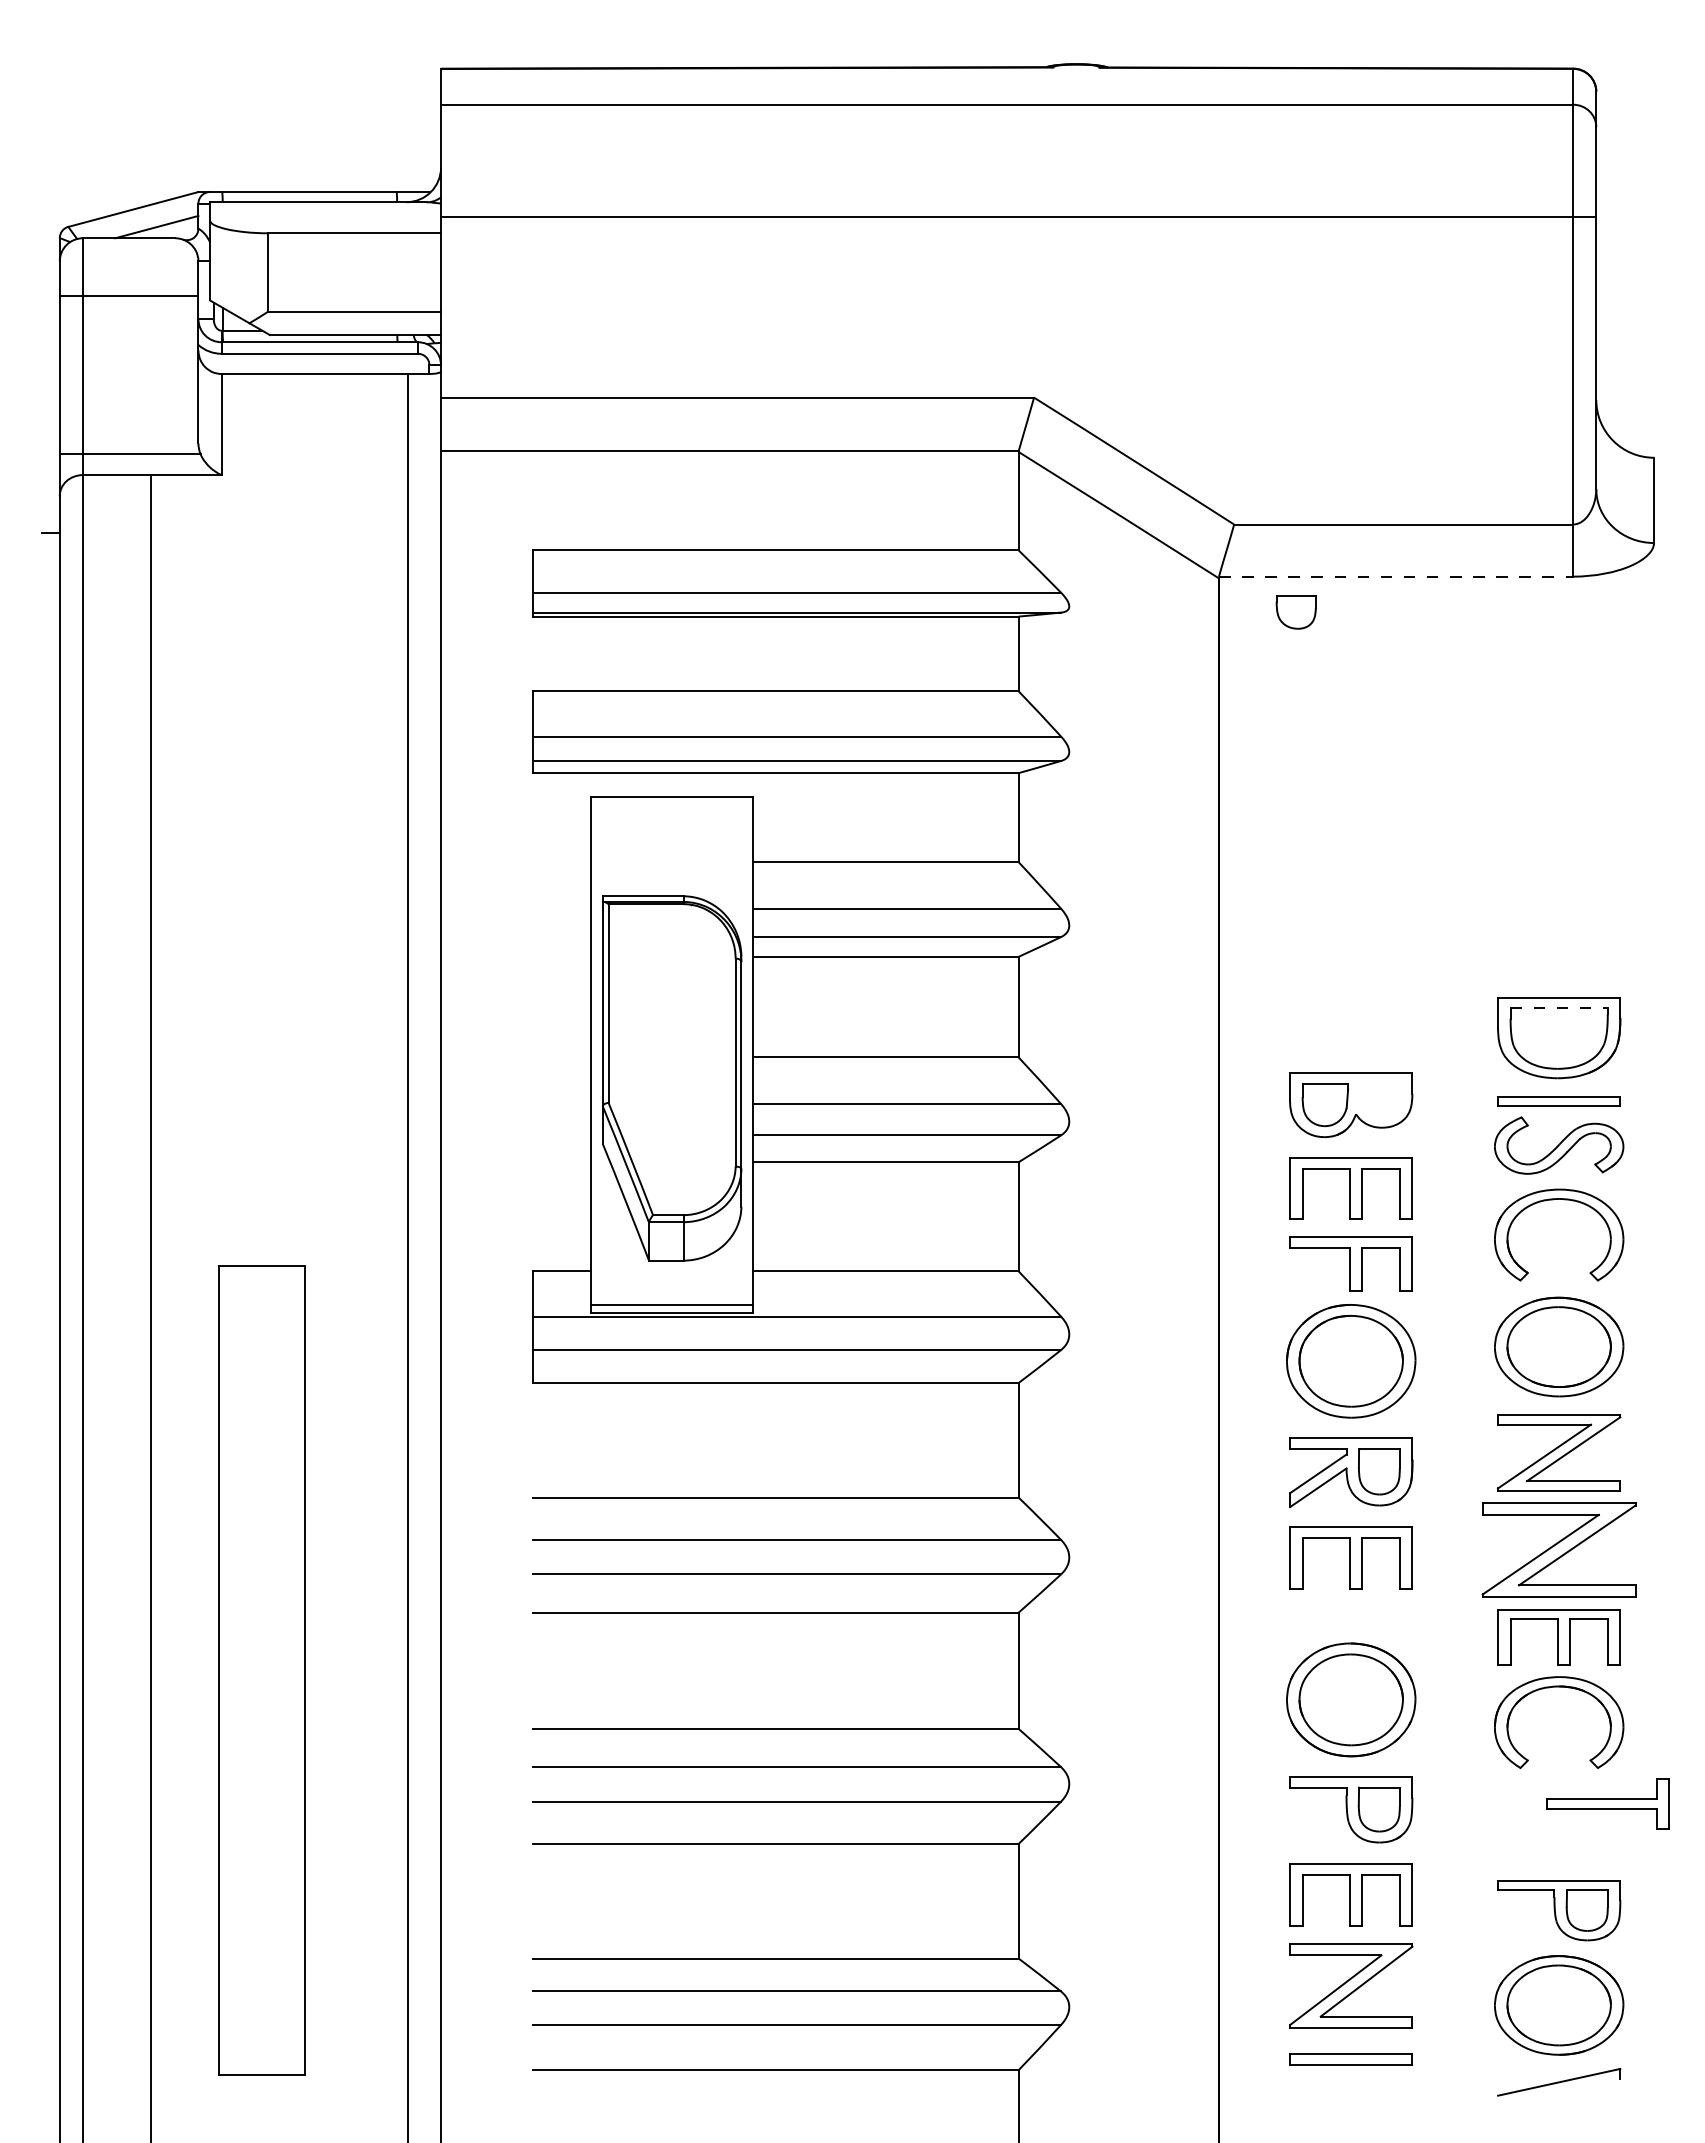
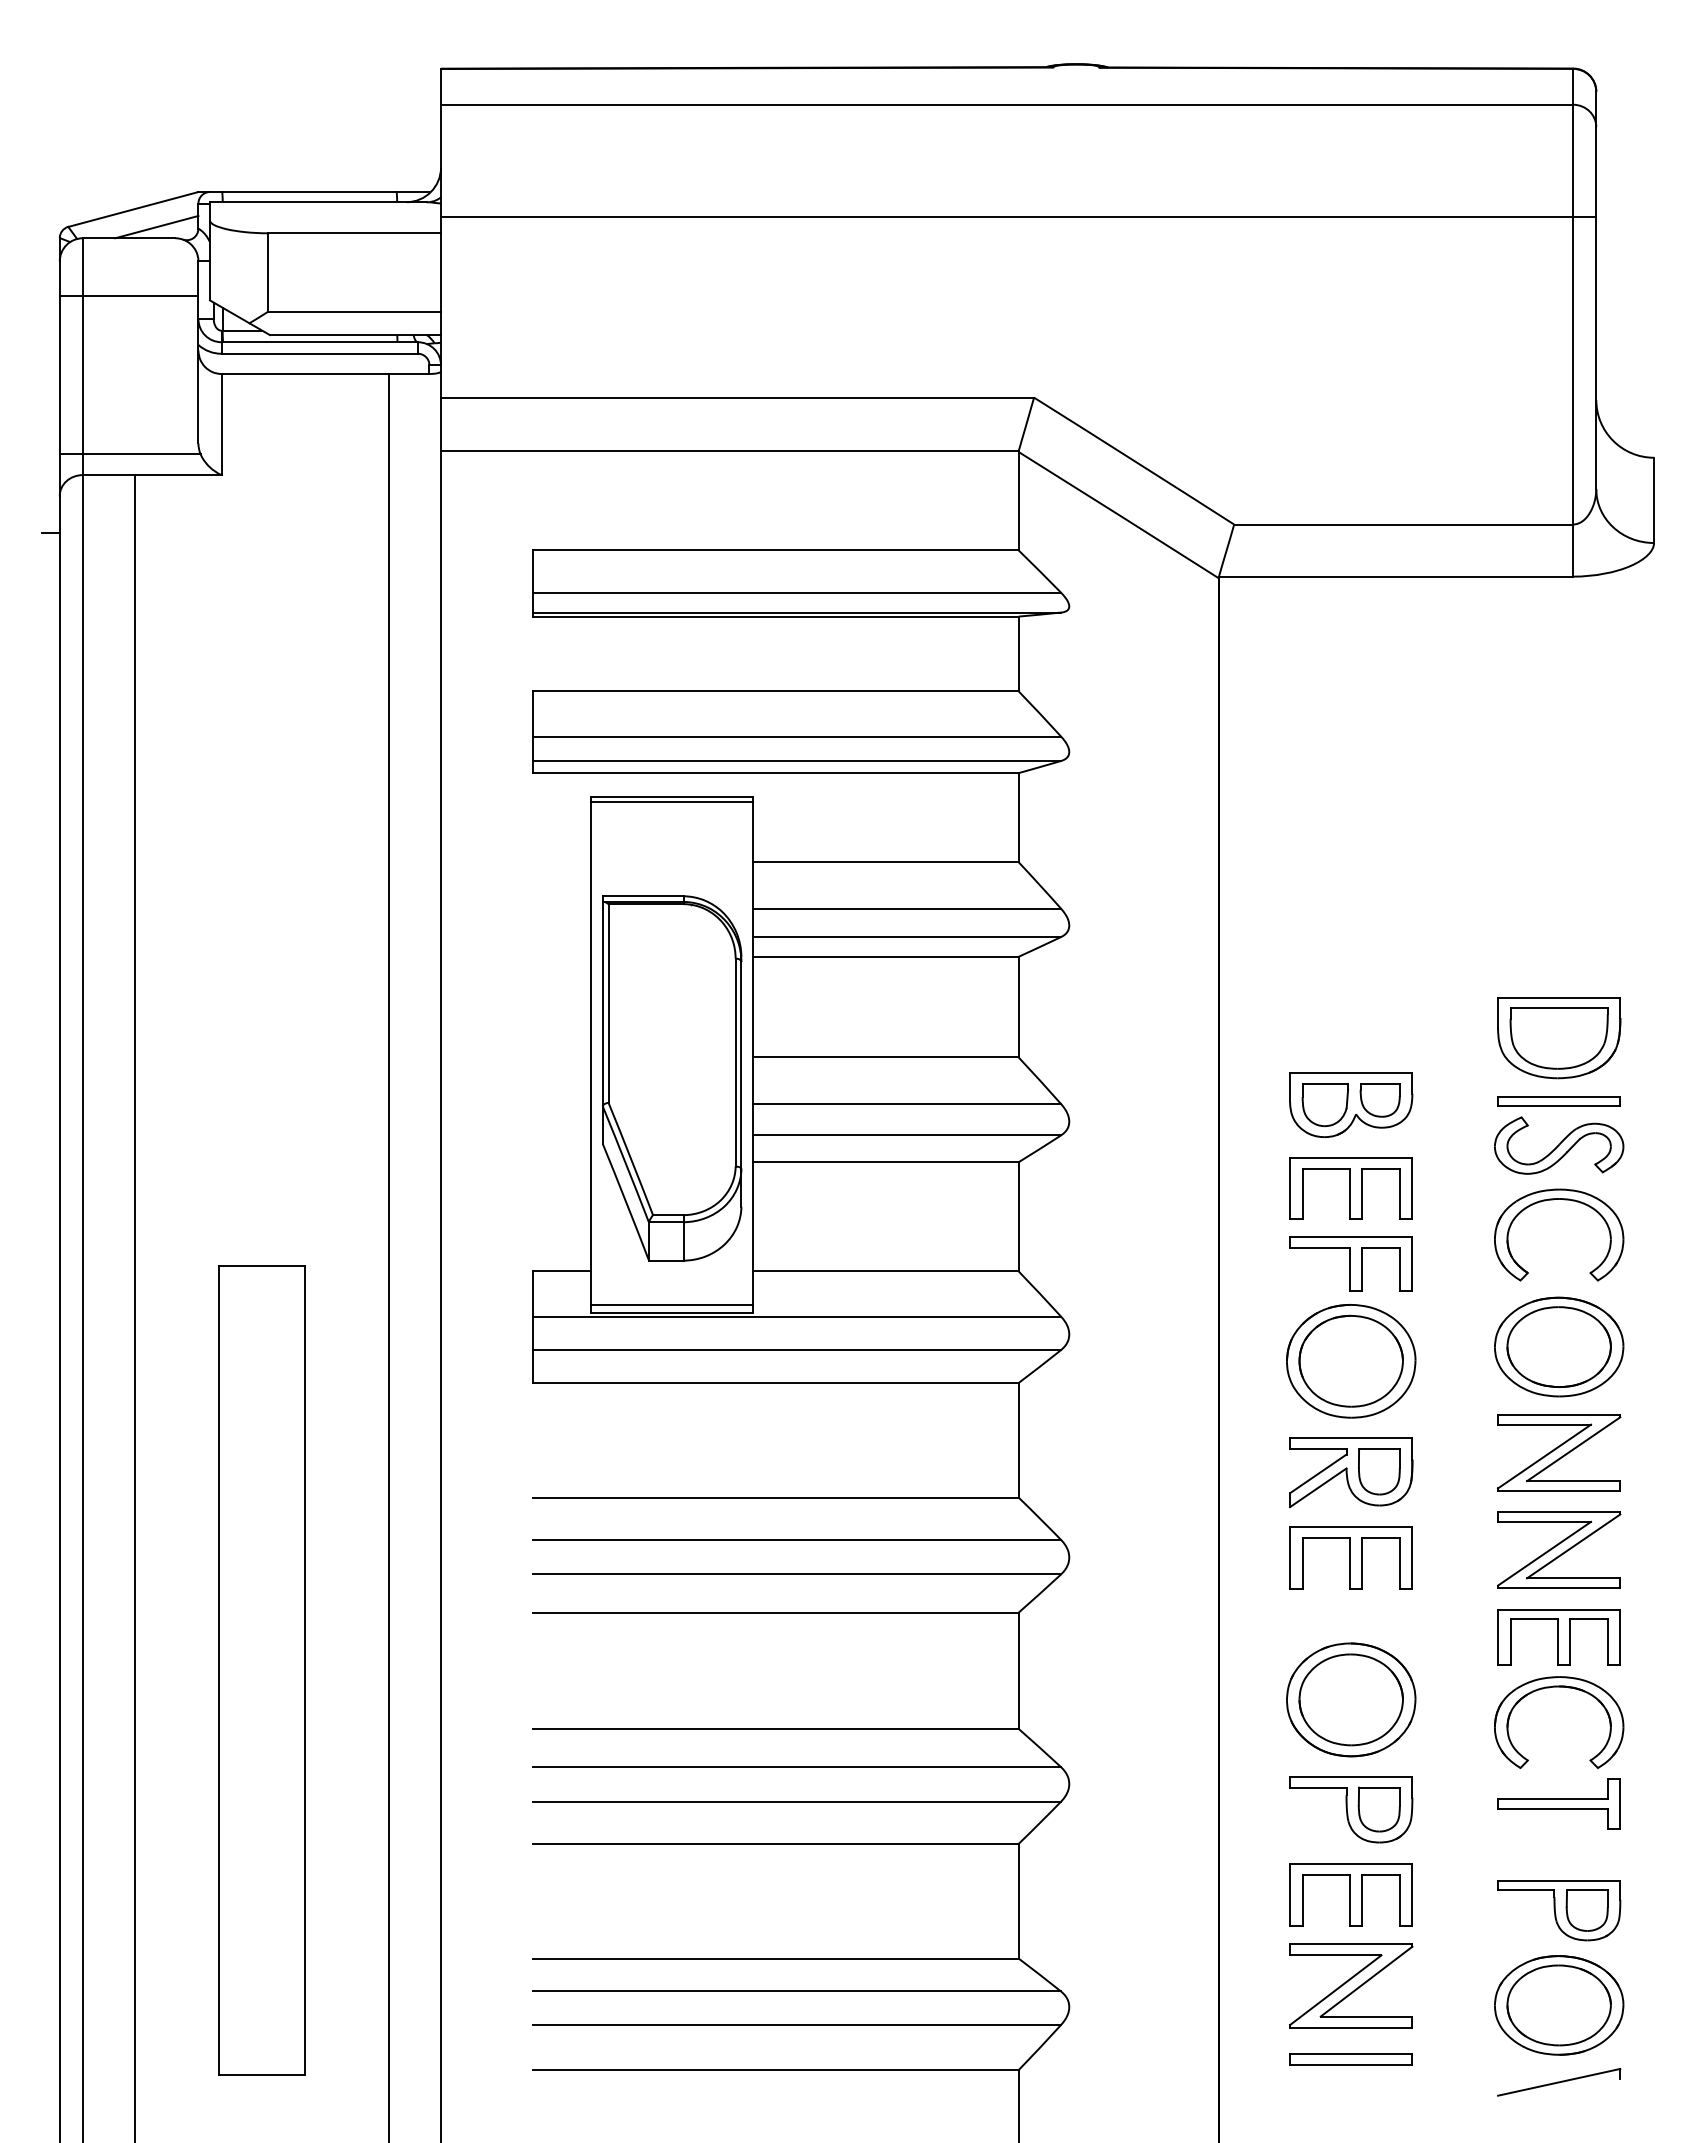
line: dashed -> solid (1396, 576)
part position: (1295, 612) -> (1379, 1100) (1379, 1100)
line: none -> present (671, 802)
line: dashed -> solid (1559, 1007)
line position: (408, 1256) -> (389, 1256) (389, 1256)
line position: (150, 1307) -> (134, 1307) (134, 1307)
part size: 156x96 px -> 125x78 px (1559, 1549)
part position: (1607, 1803) -> (1558, 1803) (1558, 1803)
